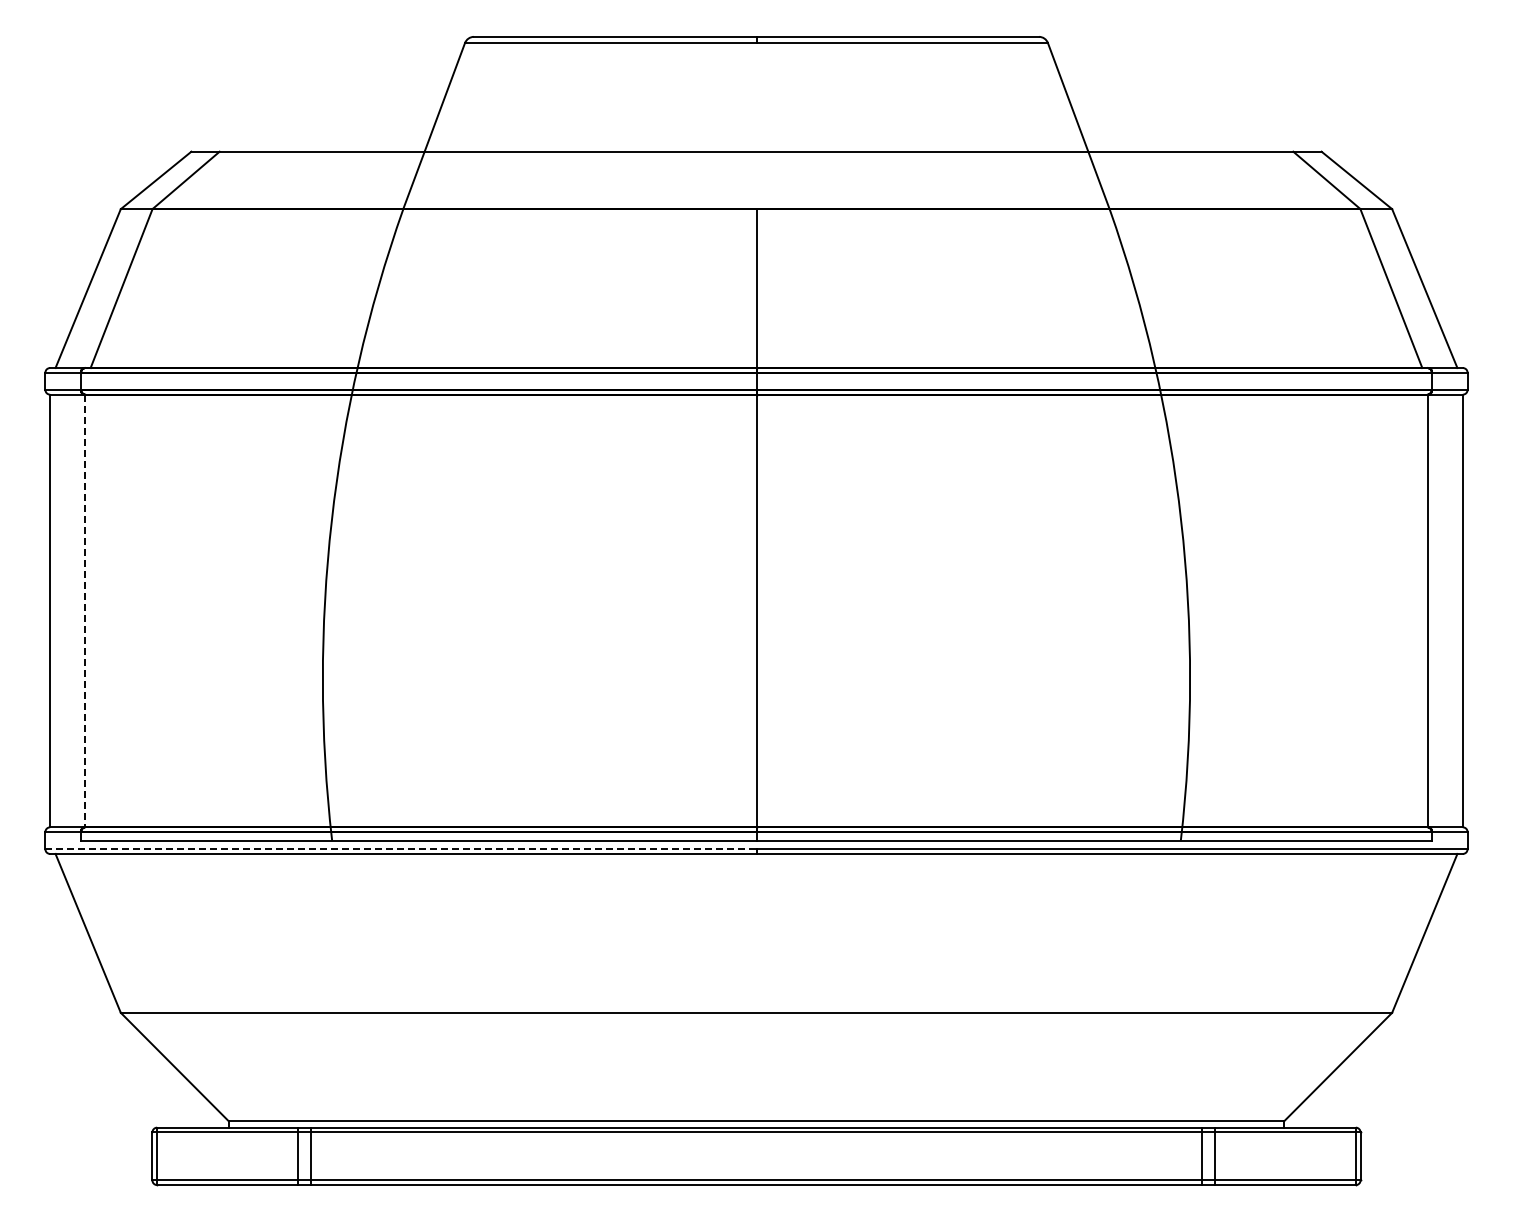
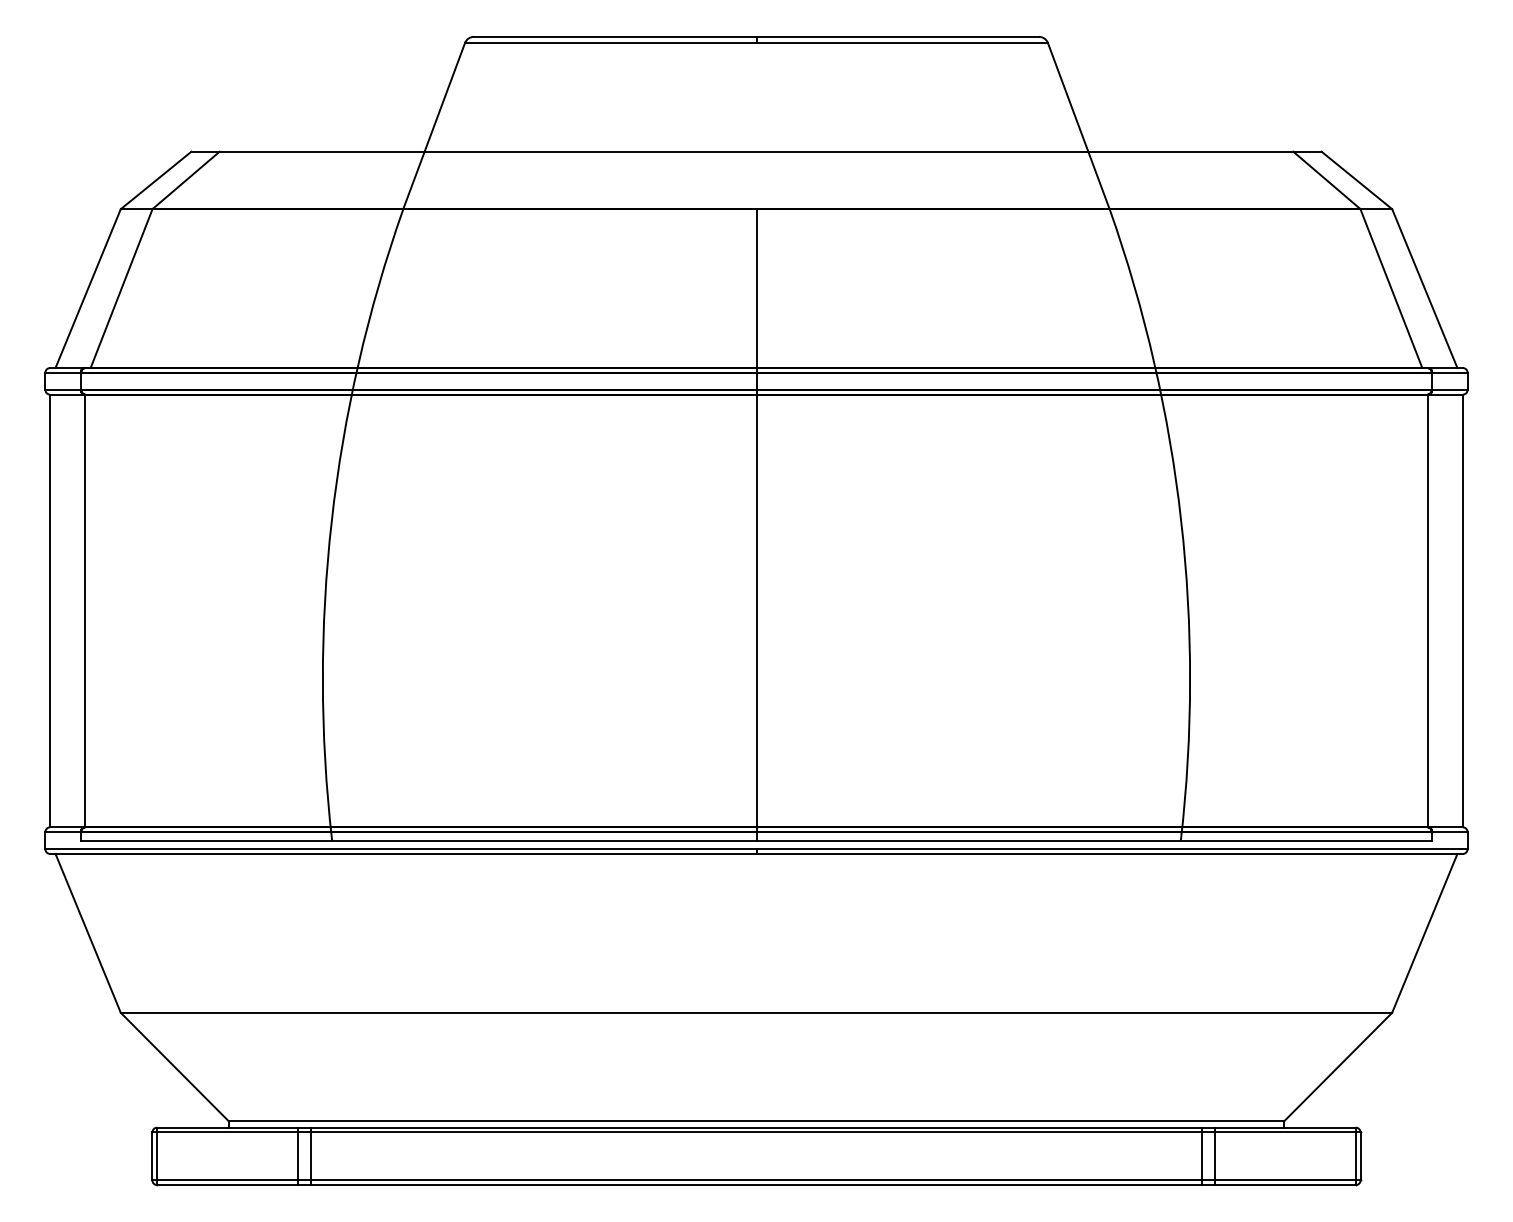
line: dashed -> solid (85, 611)
line: dashed -> solid (400, 849)
